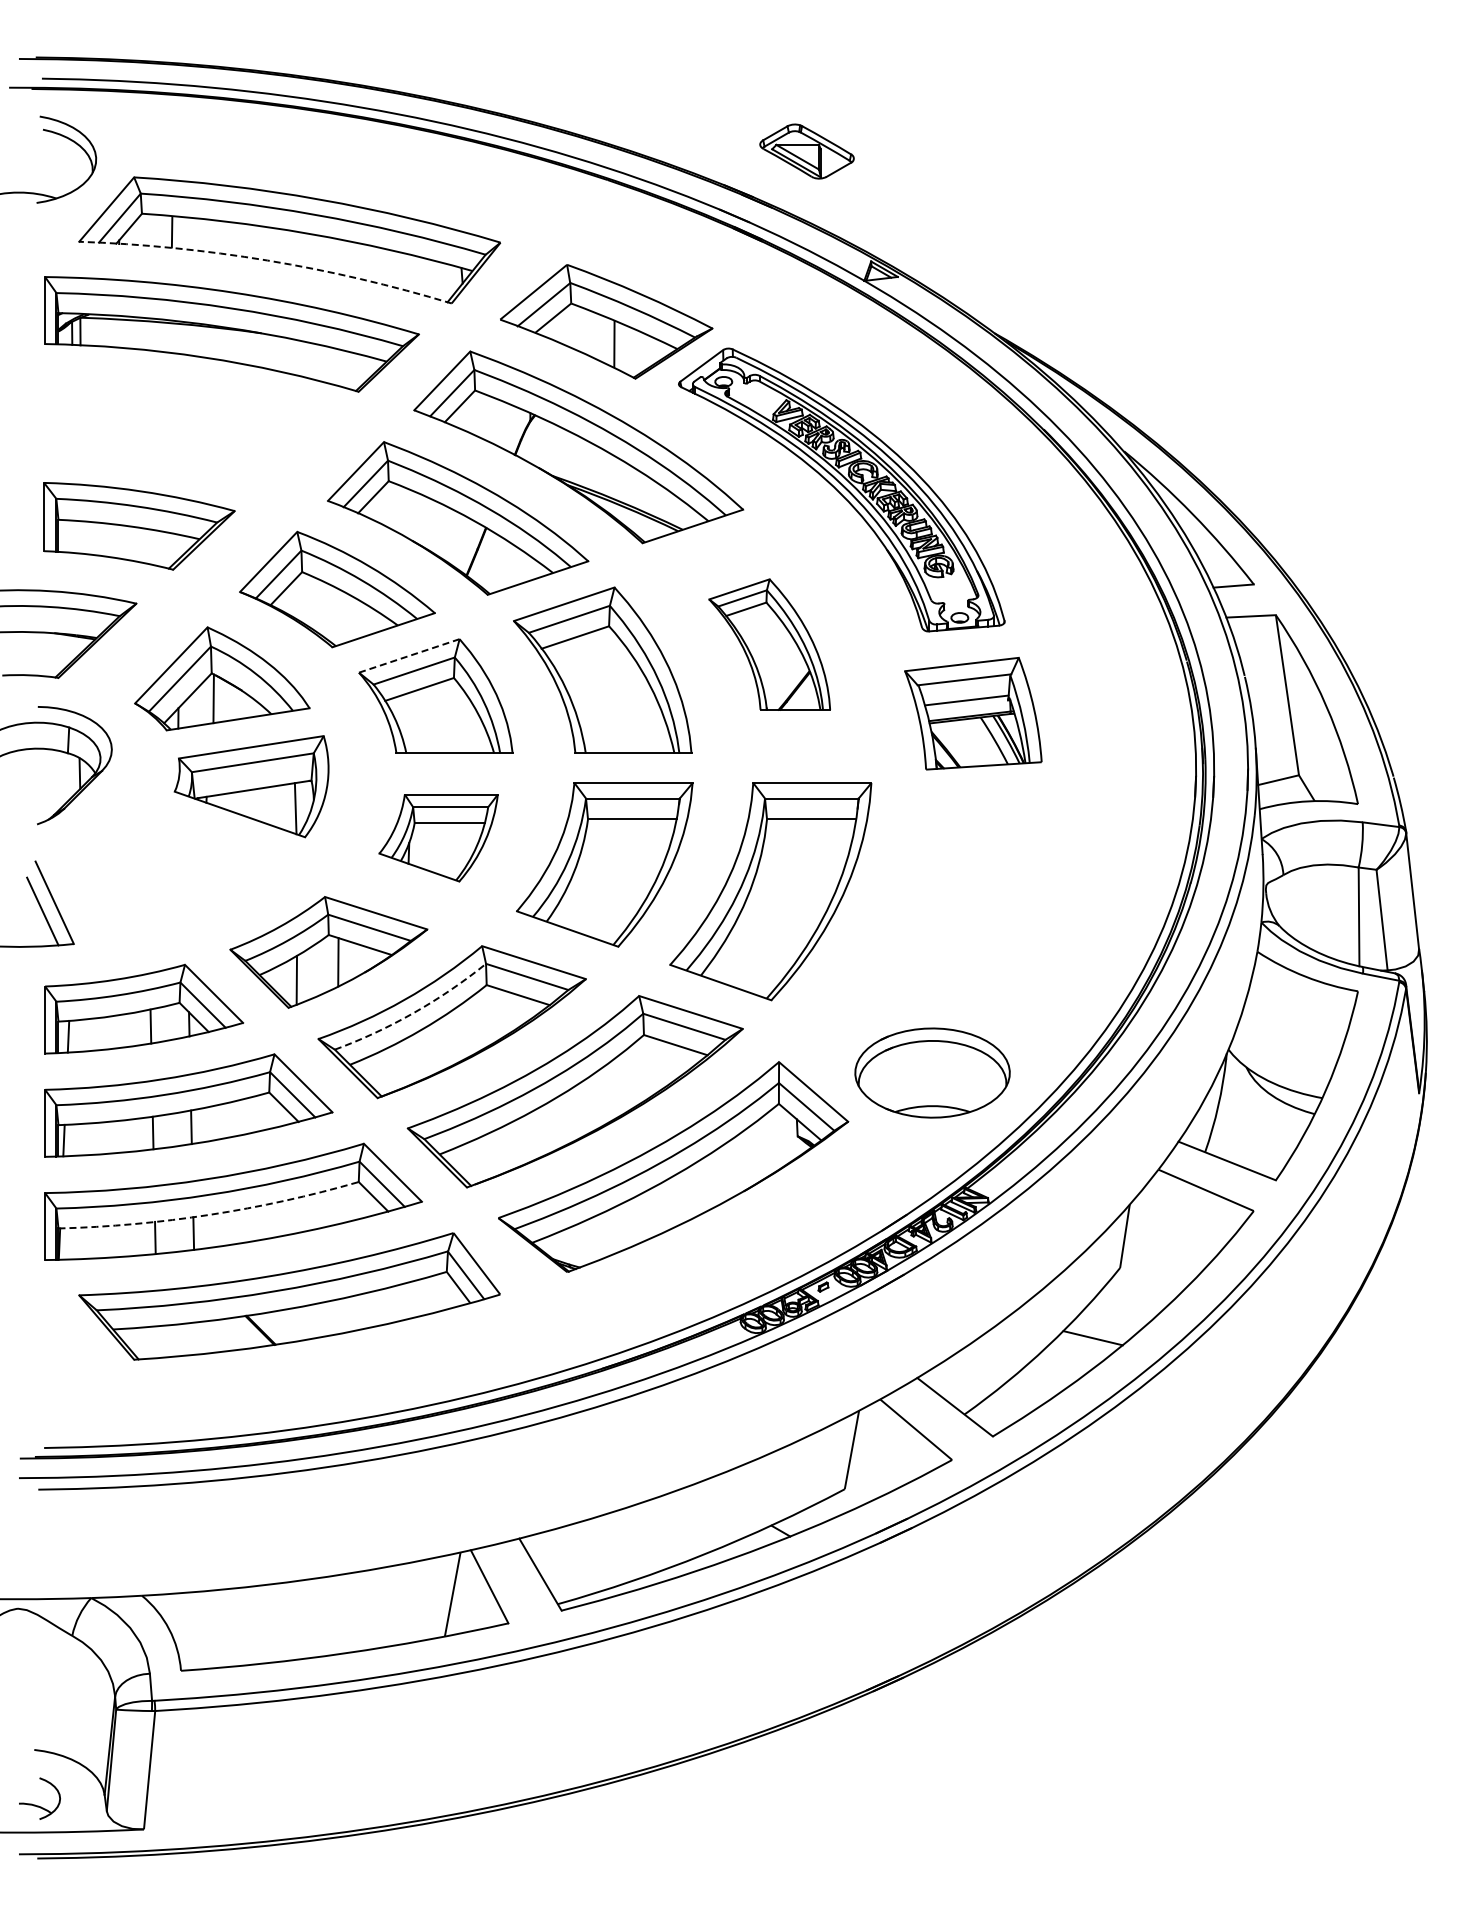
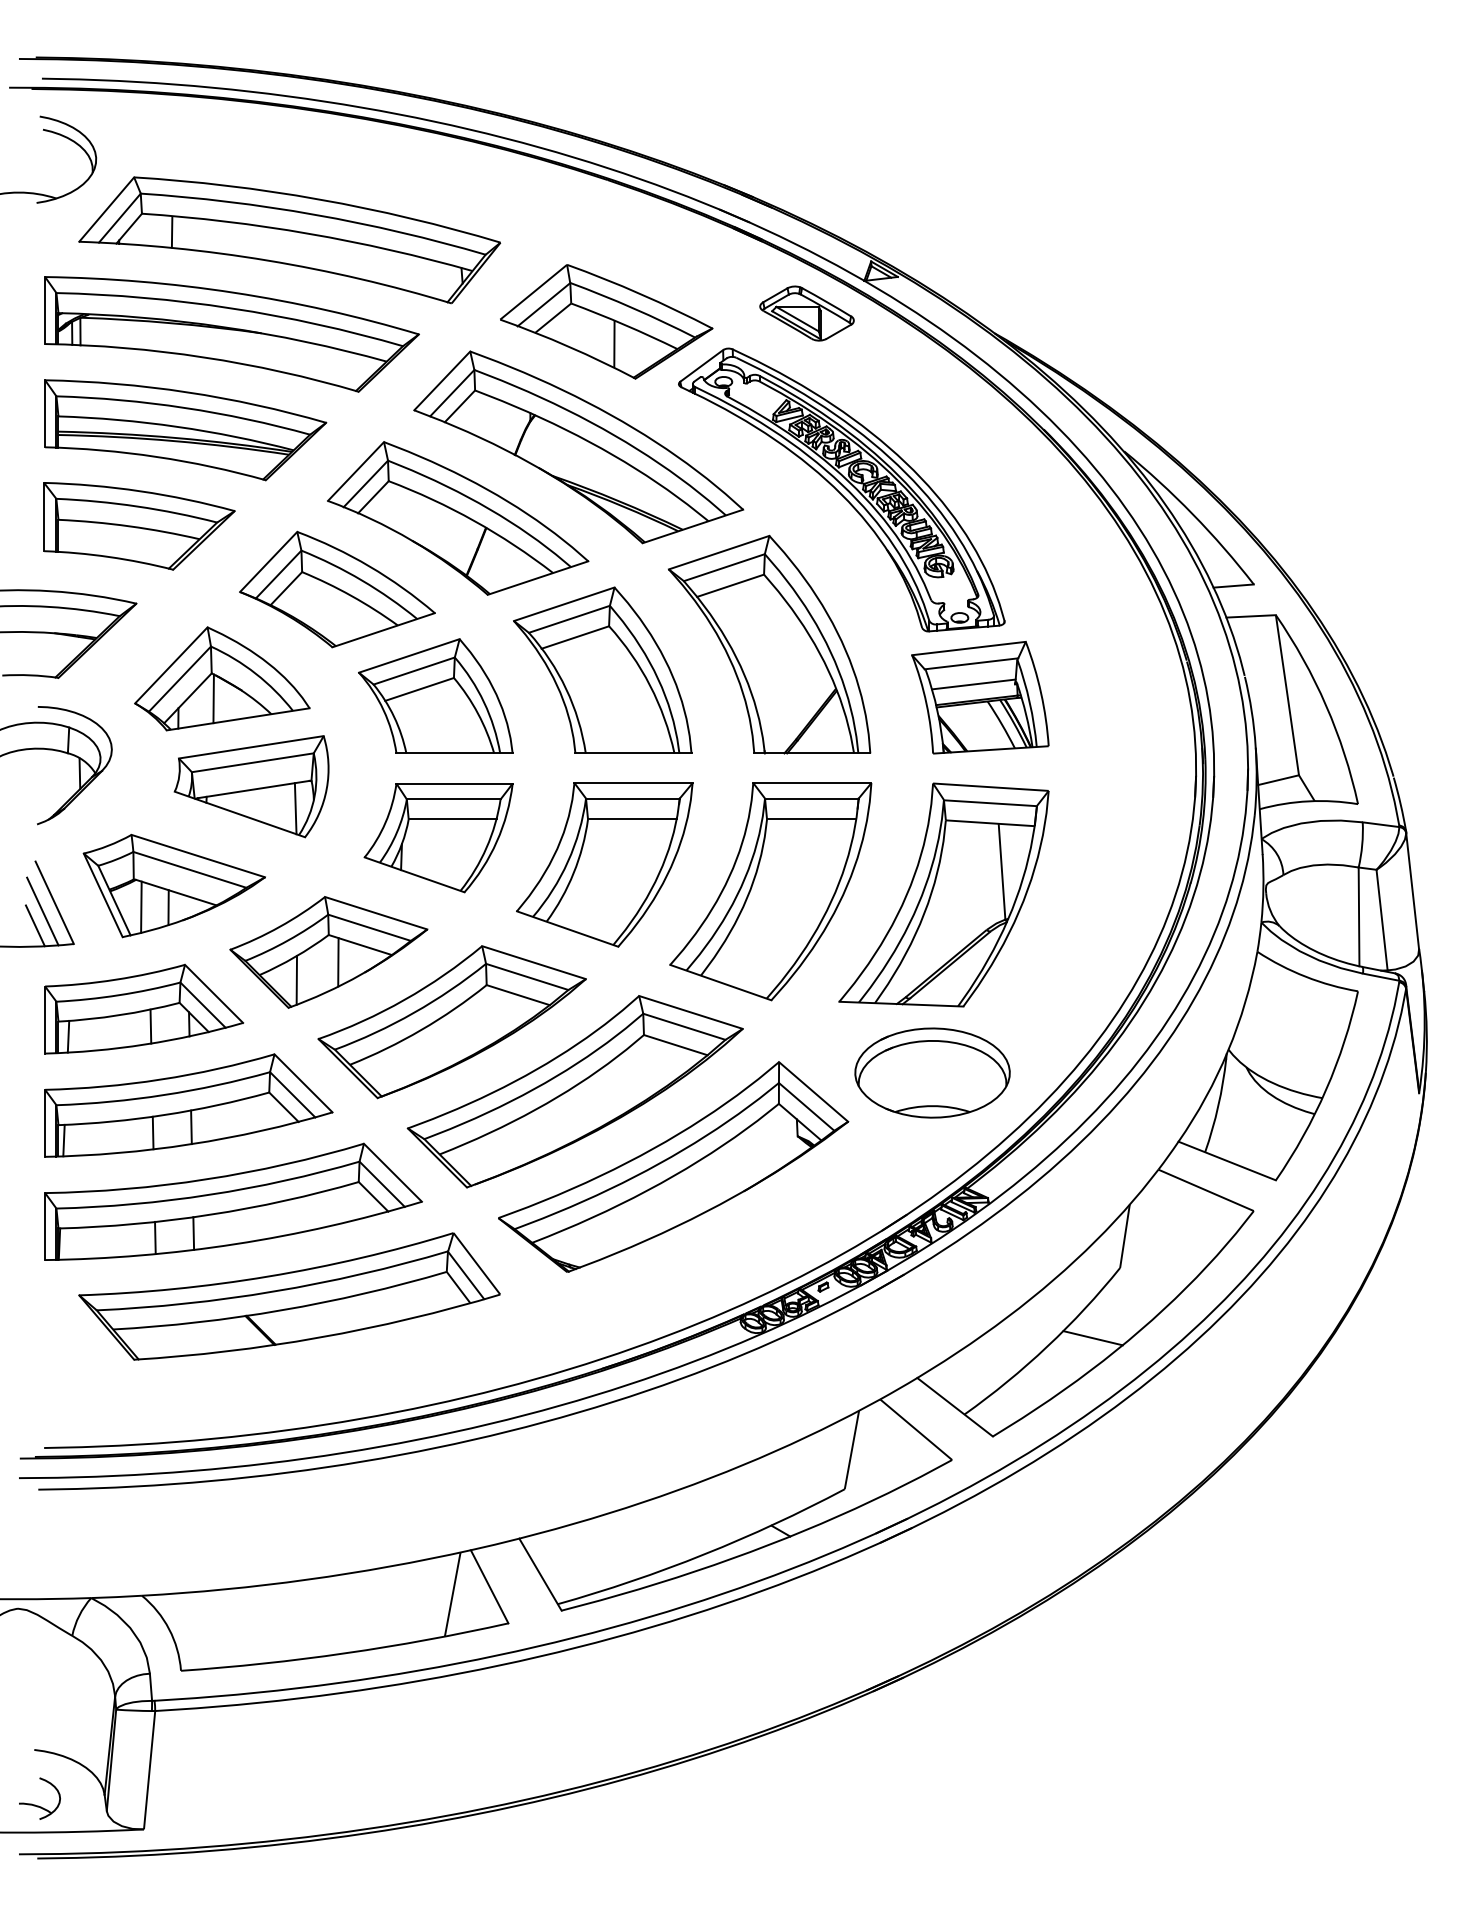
part position: (806, 151) -> (806, 313) (806, 313)
arc: dashed -> solid (267, 260)
part: none -> present (185, 430)
part size: 123x133 px -> 204x221 px (769, 644)
line: dashed -> solid (408, 656)
part position: (973, 713) -> (980, 697) (980, 697)
part size: 121x89 px -> 151x111 px (438, 838)
part: none -> present (173, 885)
part: none -> present (943, 894)
line: none -> present (34, 925)
arc: dashed -> solid (413, 1012)
arc: dashed -> solid (210, 1214)
